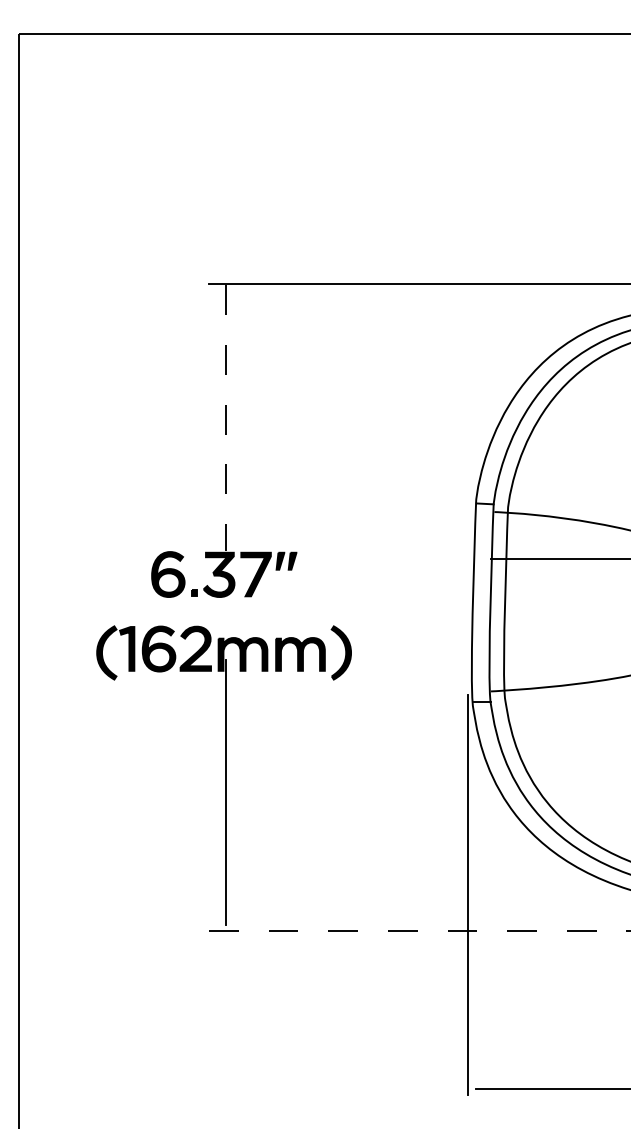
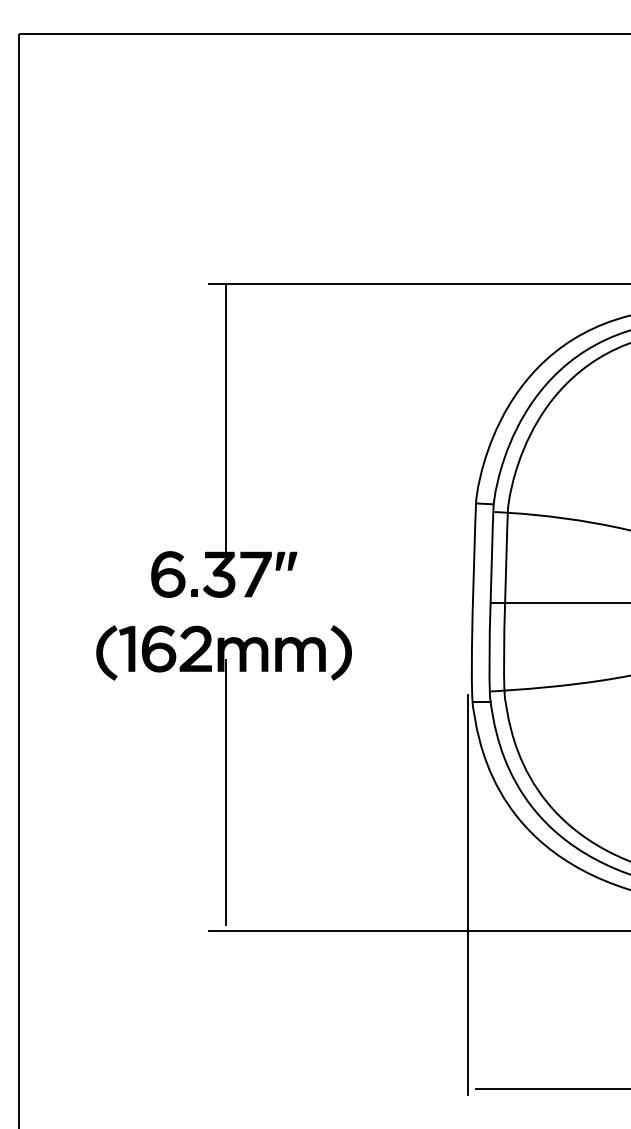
line: dashed -> solid (225, 418)
line position: (559, 558) -> (559, 602) (559, 602)
line: dashed -> solid (419, 930)
